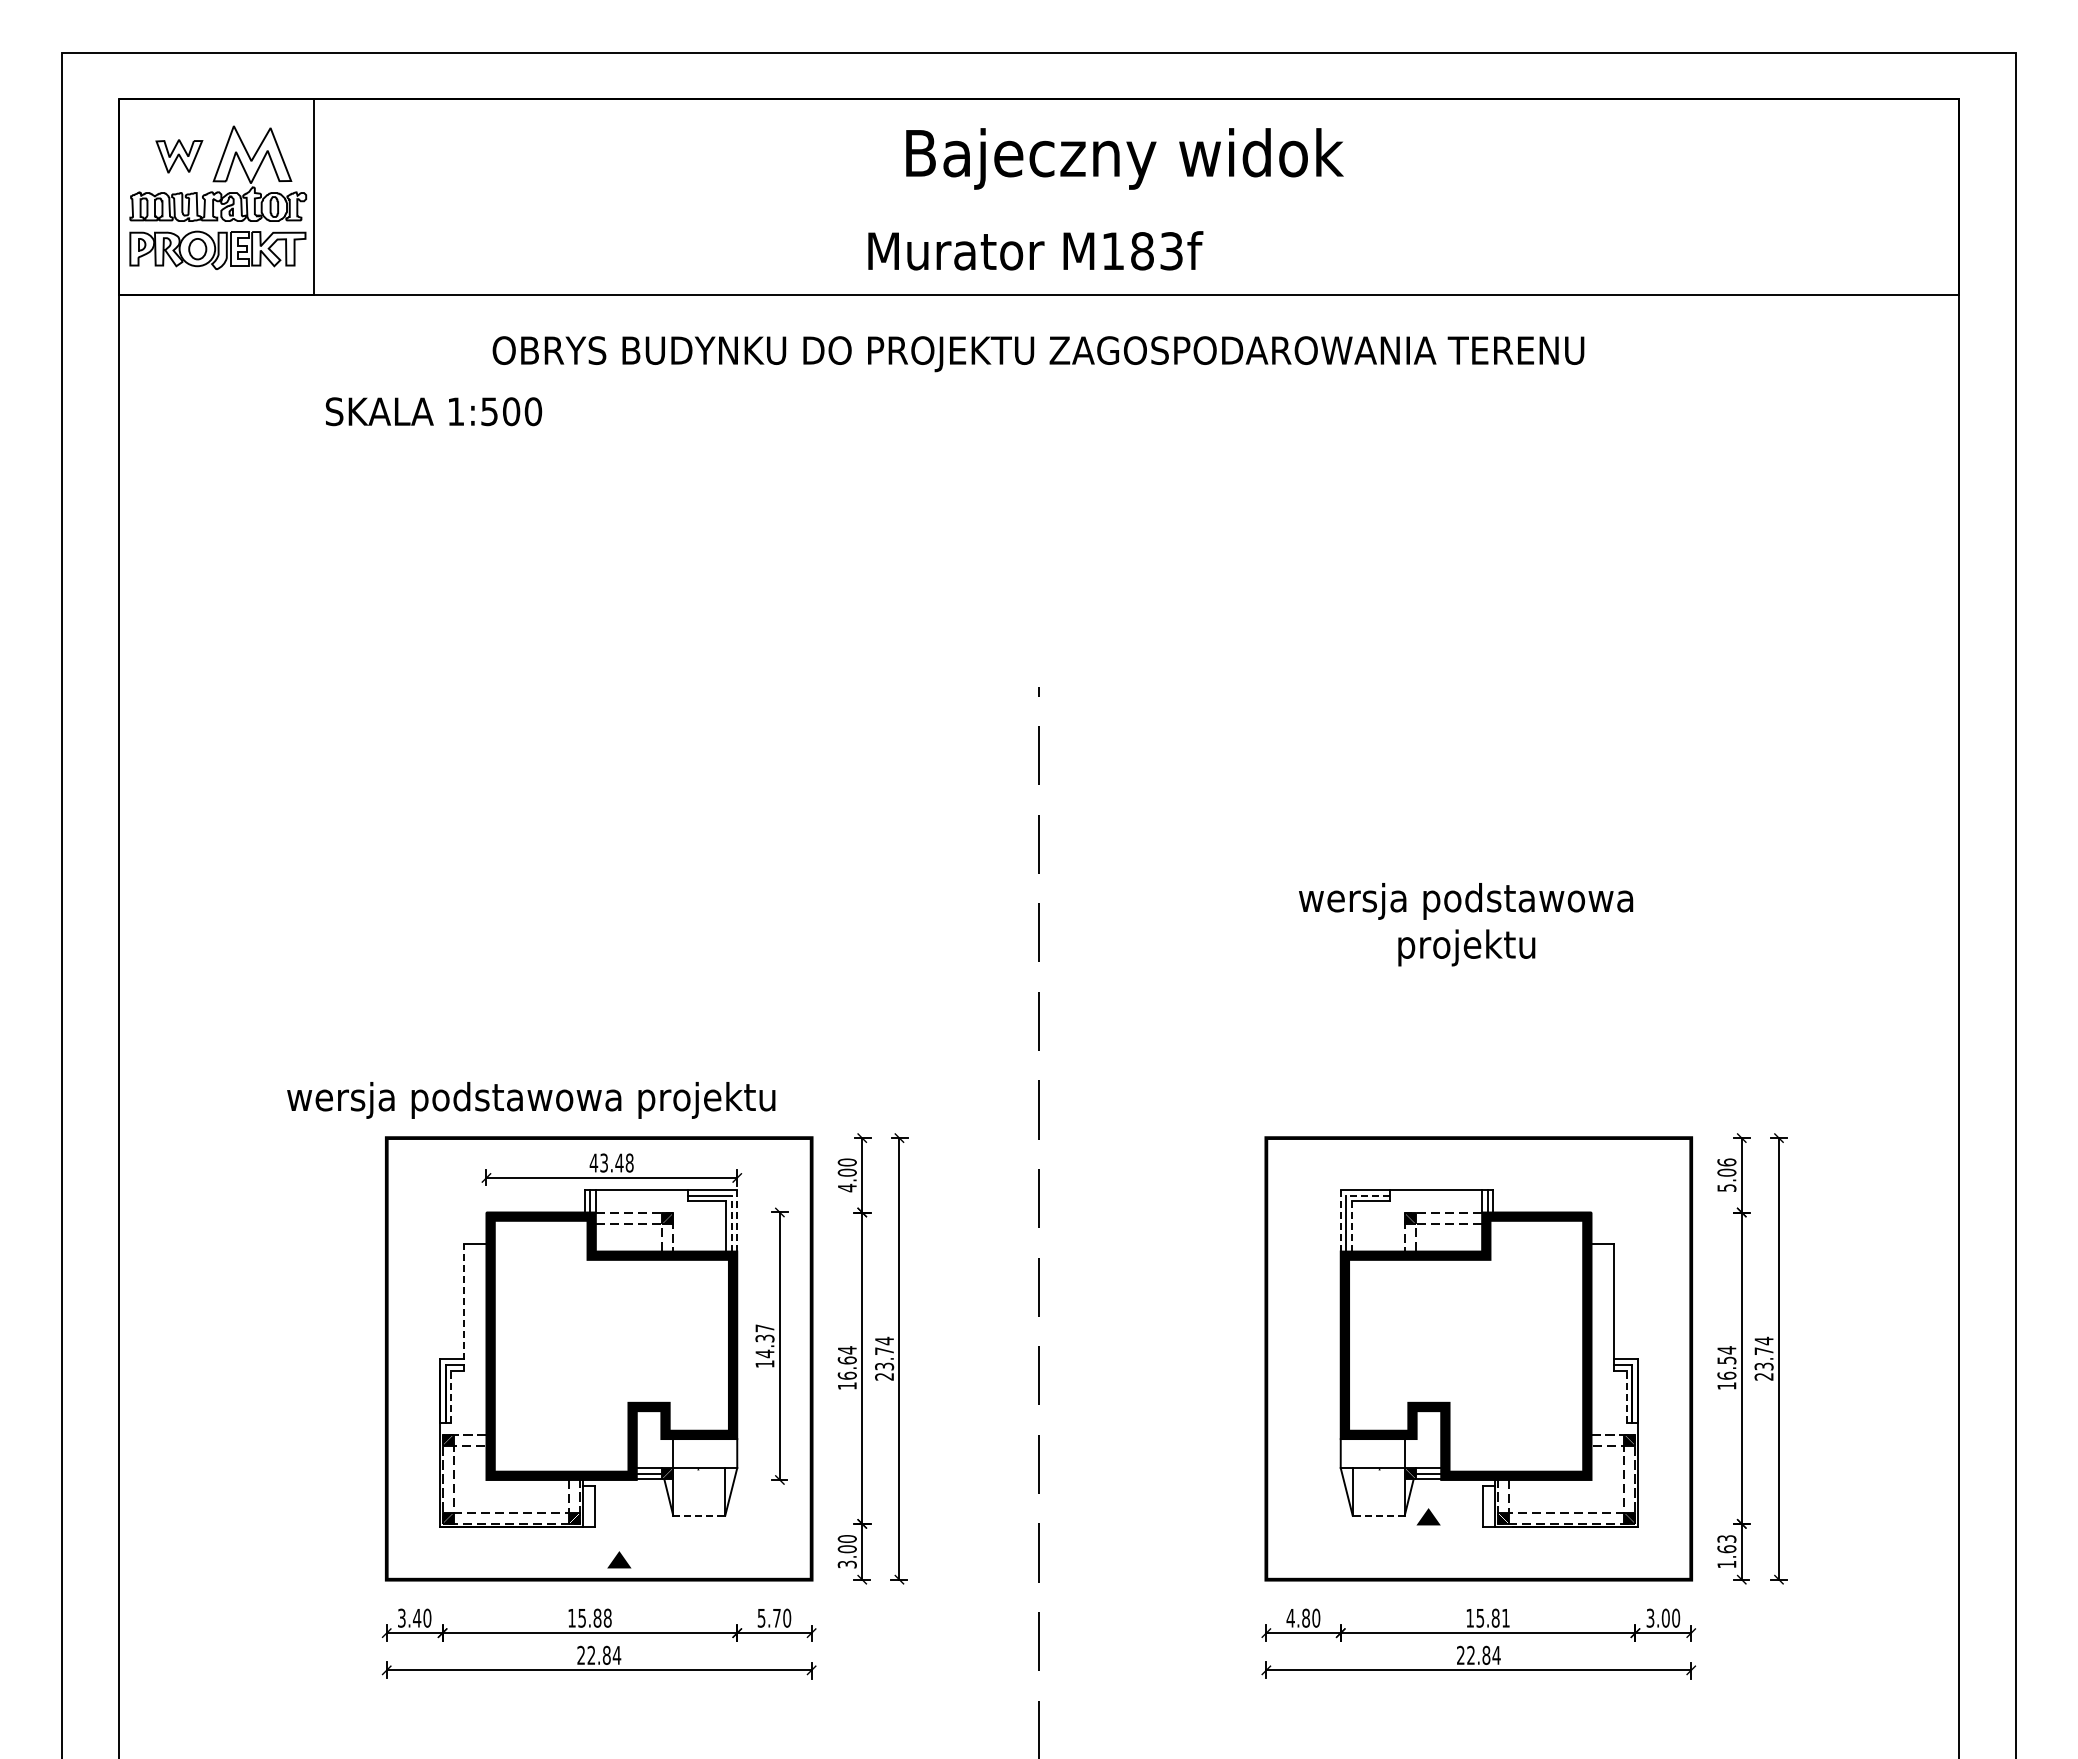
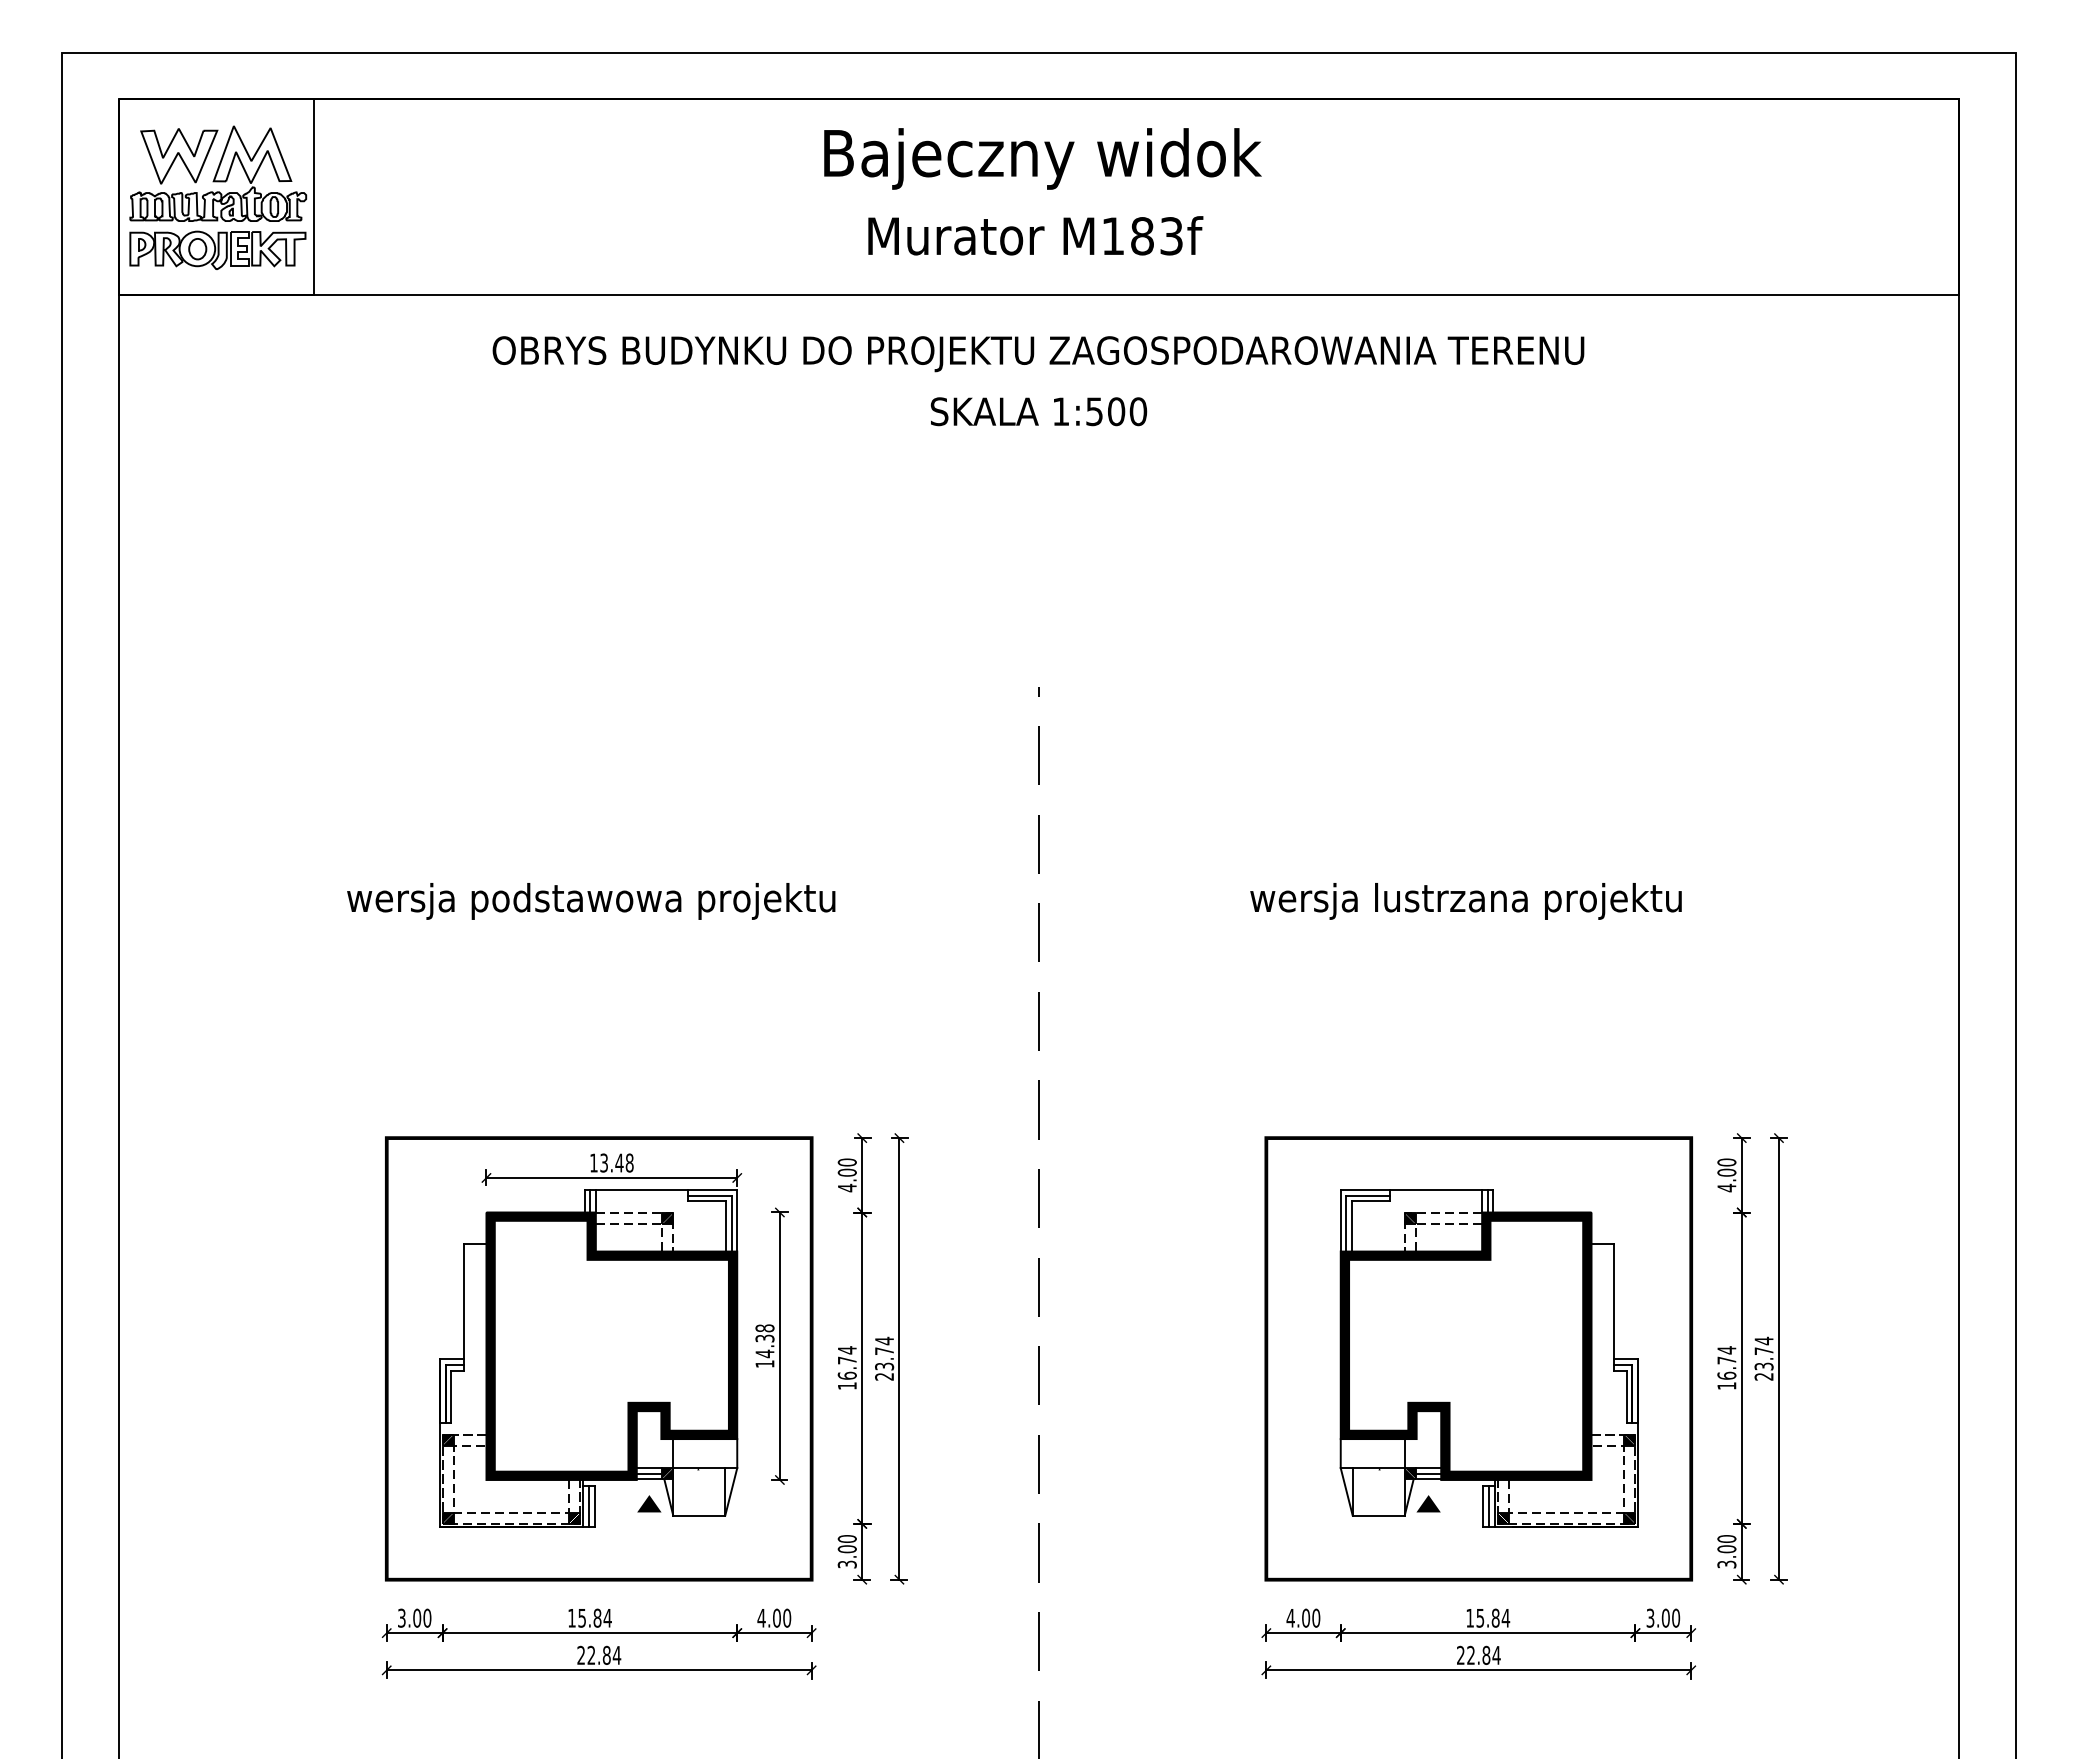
part size: 49x35 px -> 79x57 px (179, 156)
text position: (1124, 158) -> (1042, 158) (1042, 158)
text position: (1035, 250) -> (1035, 235) (1035, 235)
text position: (433, 411) -> (1038, 411) (1038, 411)
text: wersja podstawowa projektu -> wersja lustrzana projektu (1465, 924)
text position: (531, 1100) -> (591, 901) (591, 901)
text: 43.48 -> 13.48 (593, 1162)
text: 5.06 -> 4.00 (1726, 1175)
line: dashed -> solid (1368, 1195)
line: dashed -> solid (737, 1220)
line: dashed -> solid (1340, 1220)
line: dashed -> solid (731, 1223)
line: dashed -> solid (1351, 1225)
line: dashed -> solid (464, 1306)
text: 14.37 -> 14.38 (764, 1328)
text: 16.64 -> 16.74 (846, 1360)
text: 16.54 -> 16.74 (1726, 1360)
line: dashed -> solid (451, 1396)
line: dashed -> solid (1626, 1396)
line: none -> present (588, 1505)
line: none -> present (1489, 1505)
line: dashed -> solid (699, 1515)
line: dashed -> solid (1378, 1515)
part position: (1428, 1516) -> (1428, 1503) (1428, 1503)
text: 1.63 -> 3.00 (1726, 1551)
part position: (619, 1559) -> (649, 1503) (649, 1503)
text: 3.40 -> 3.00 (416, 1617)
text: 15.88 -> 15.84 (607, 1617)
text: 5.70 -> 4.00 (768, 1617)
text: 4.80 -> 4.00 (1306, 1618)
text: 15.81 -> 15.84 (1505, 1618)
